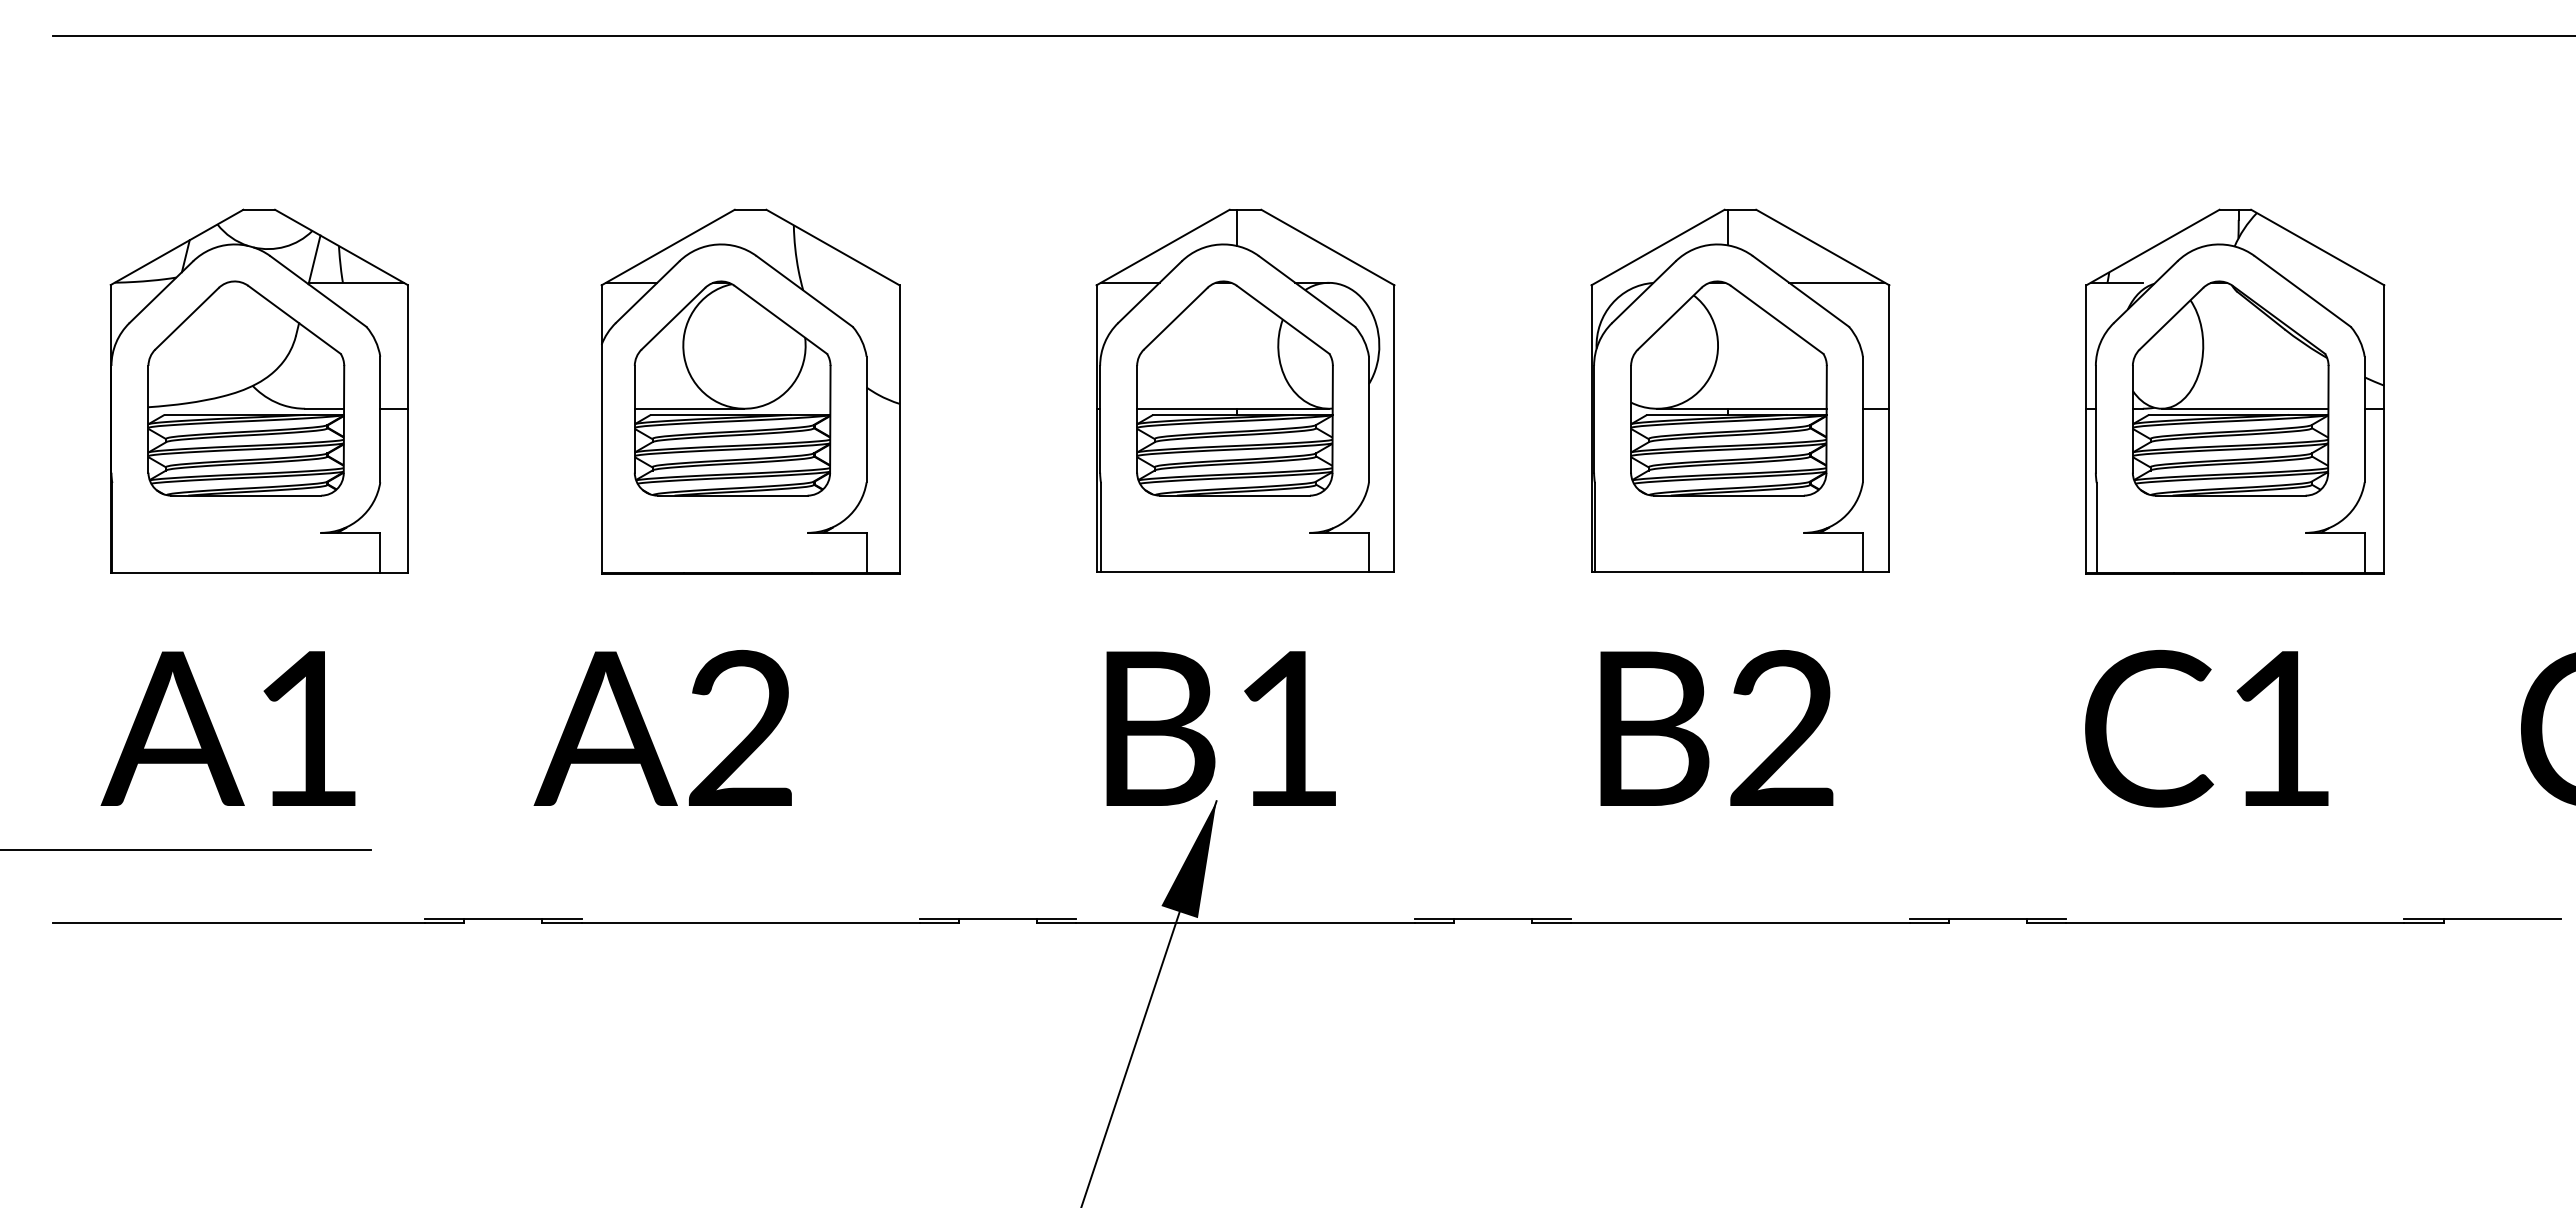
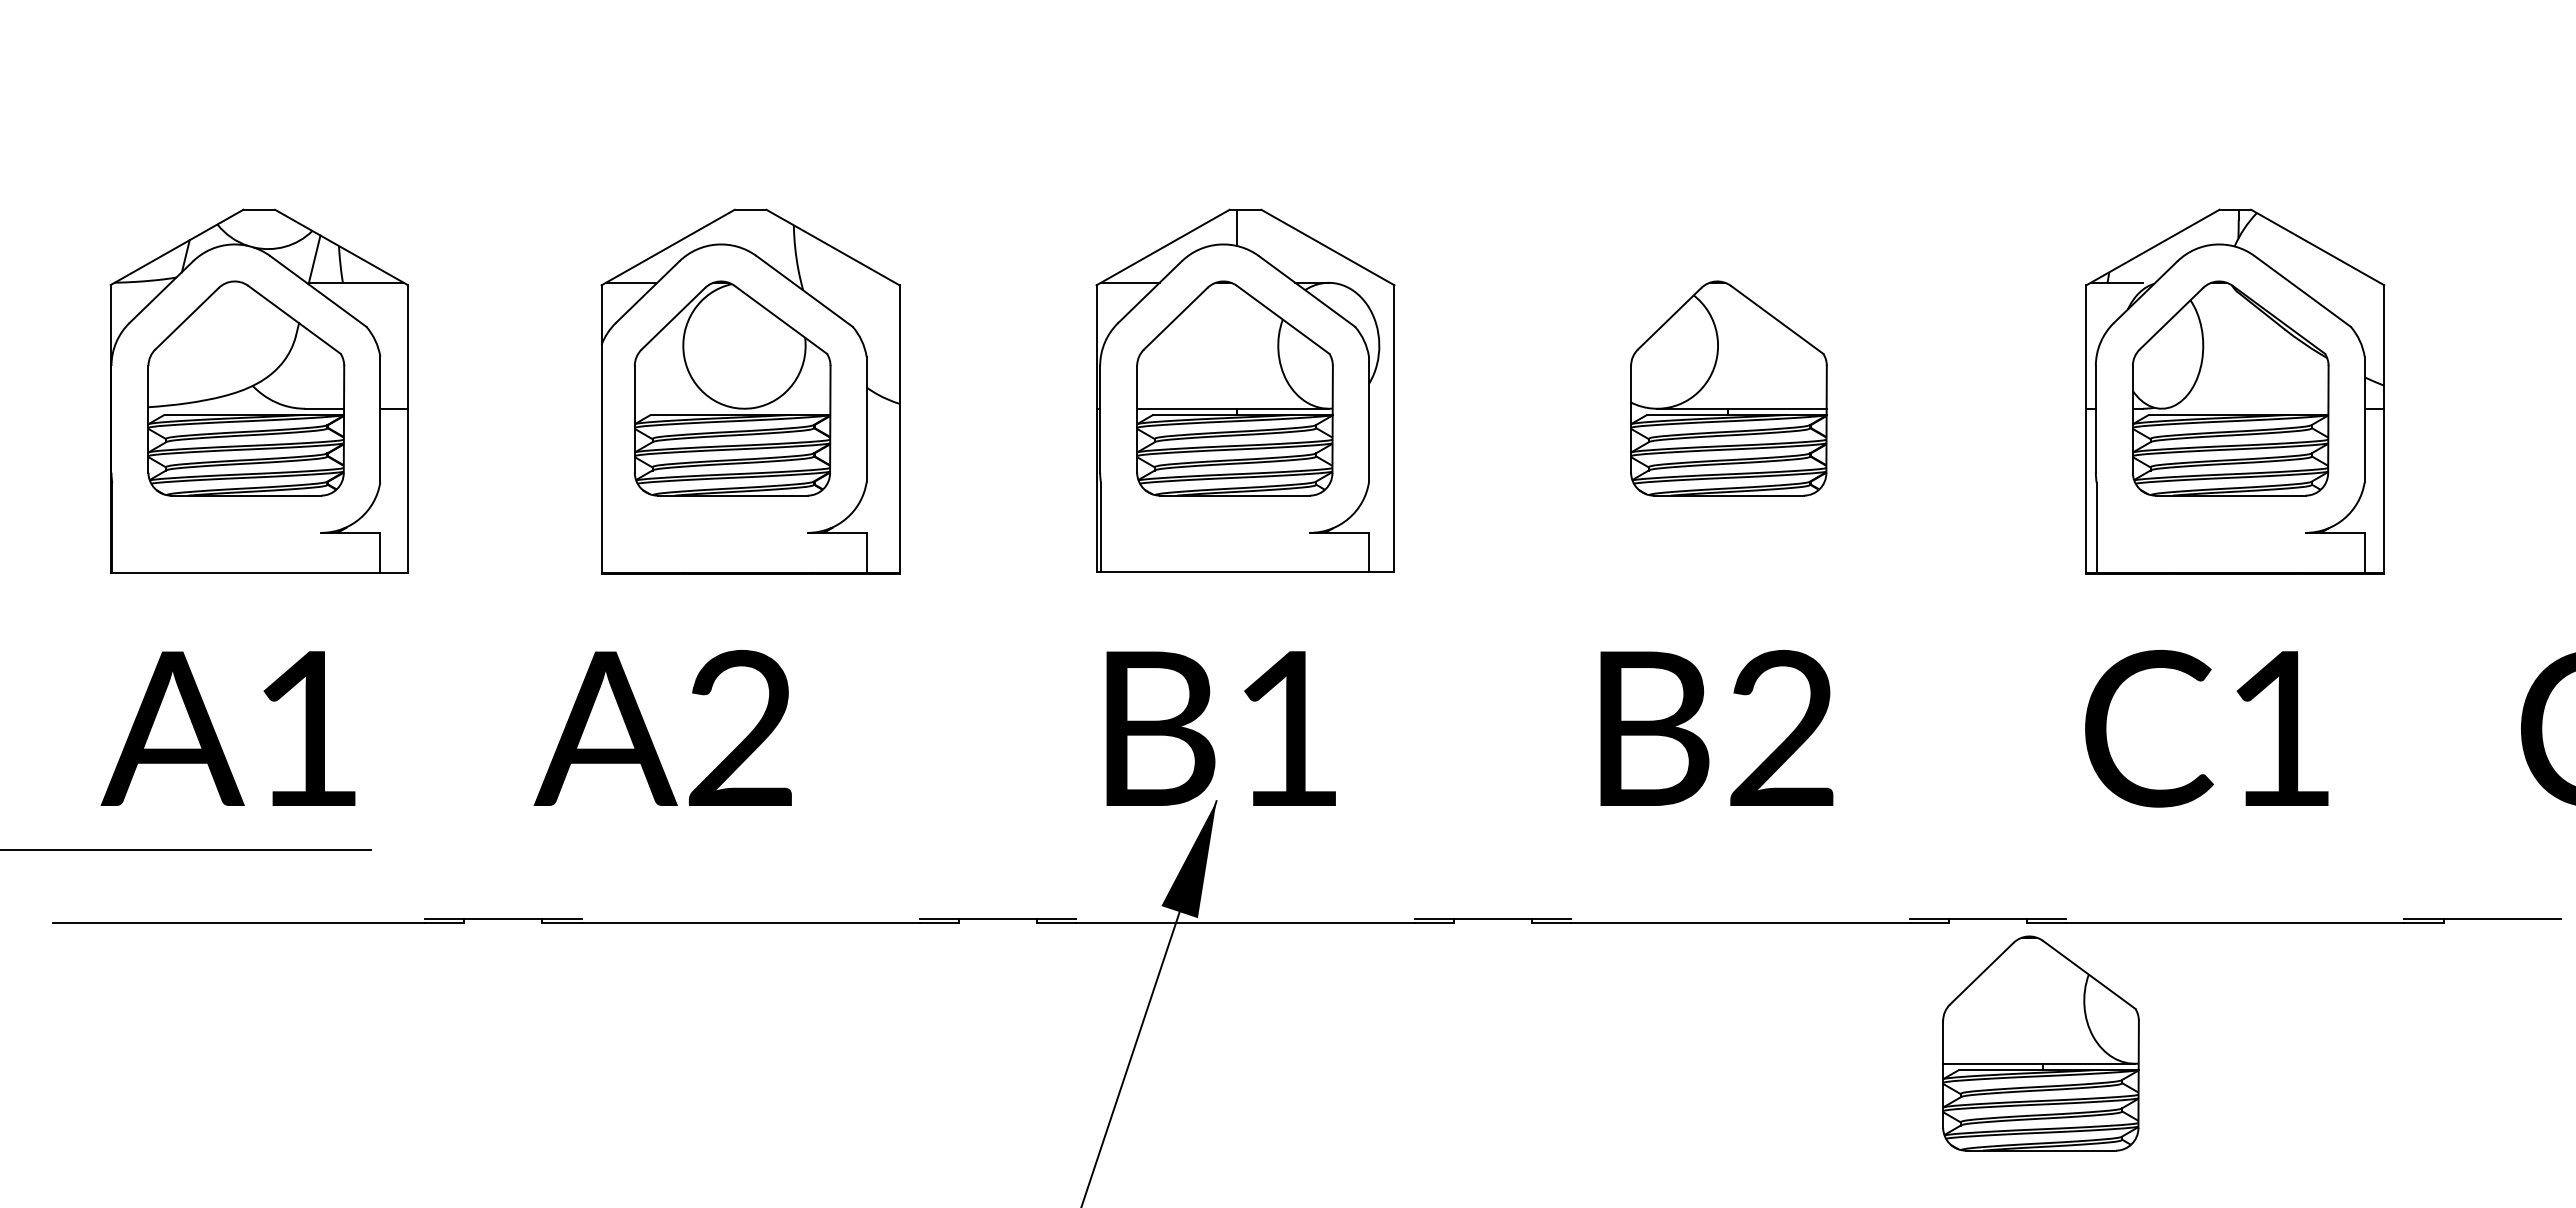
line: present -> none (1312, 36)
part: present -> none (1740, 390)
line: present -> none (689, 408)
line: present -> none (2244, 408)
part: none -> present (2040, 1043)
